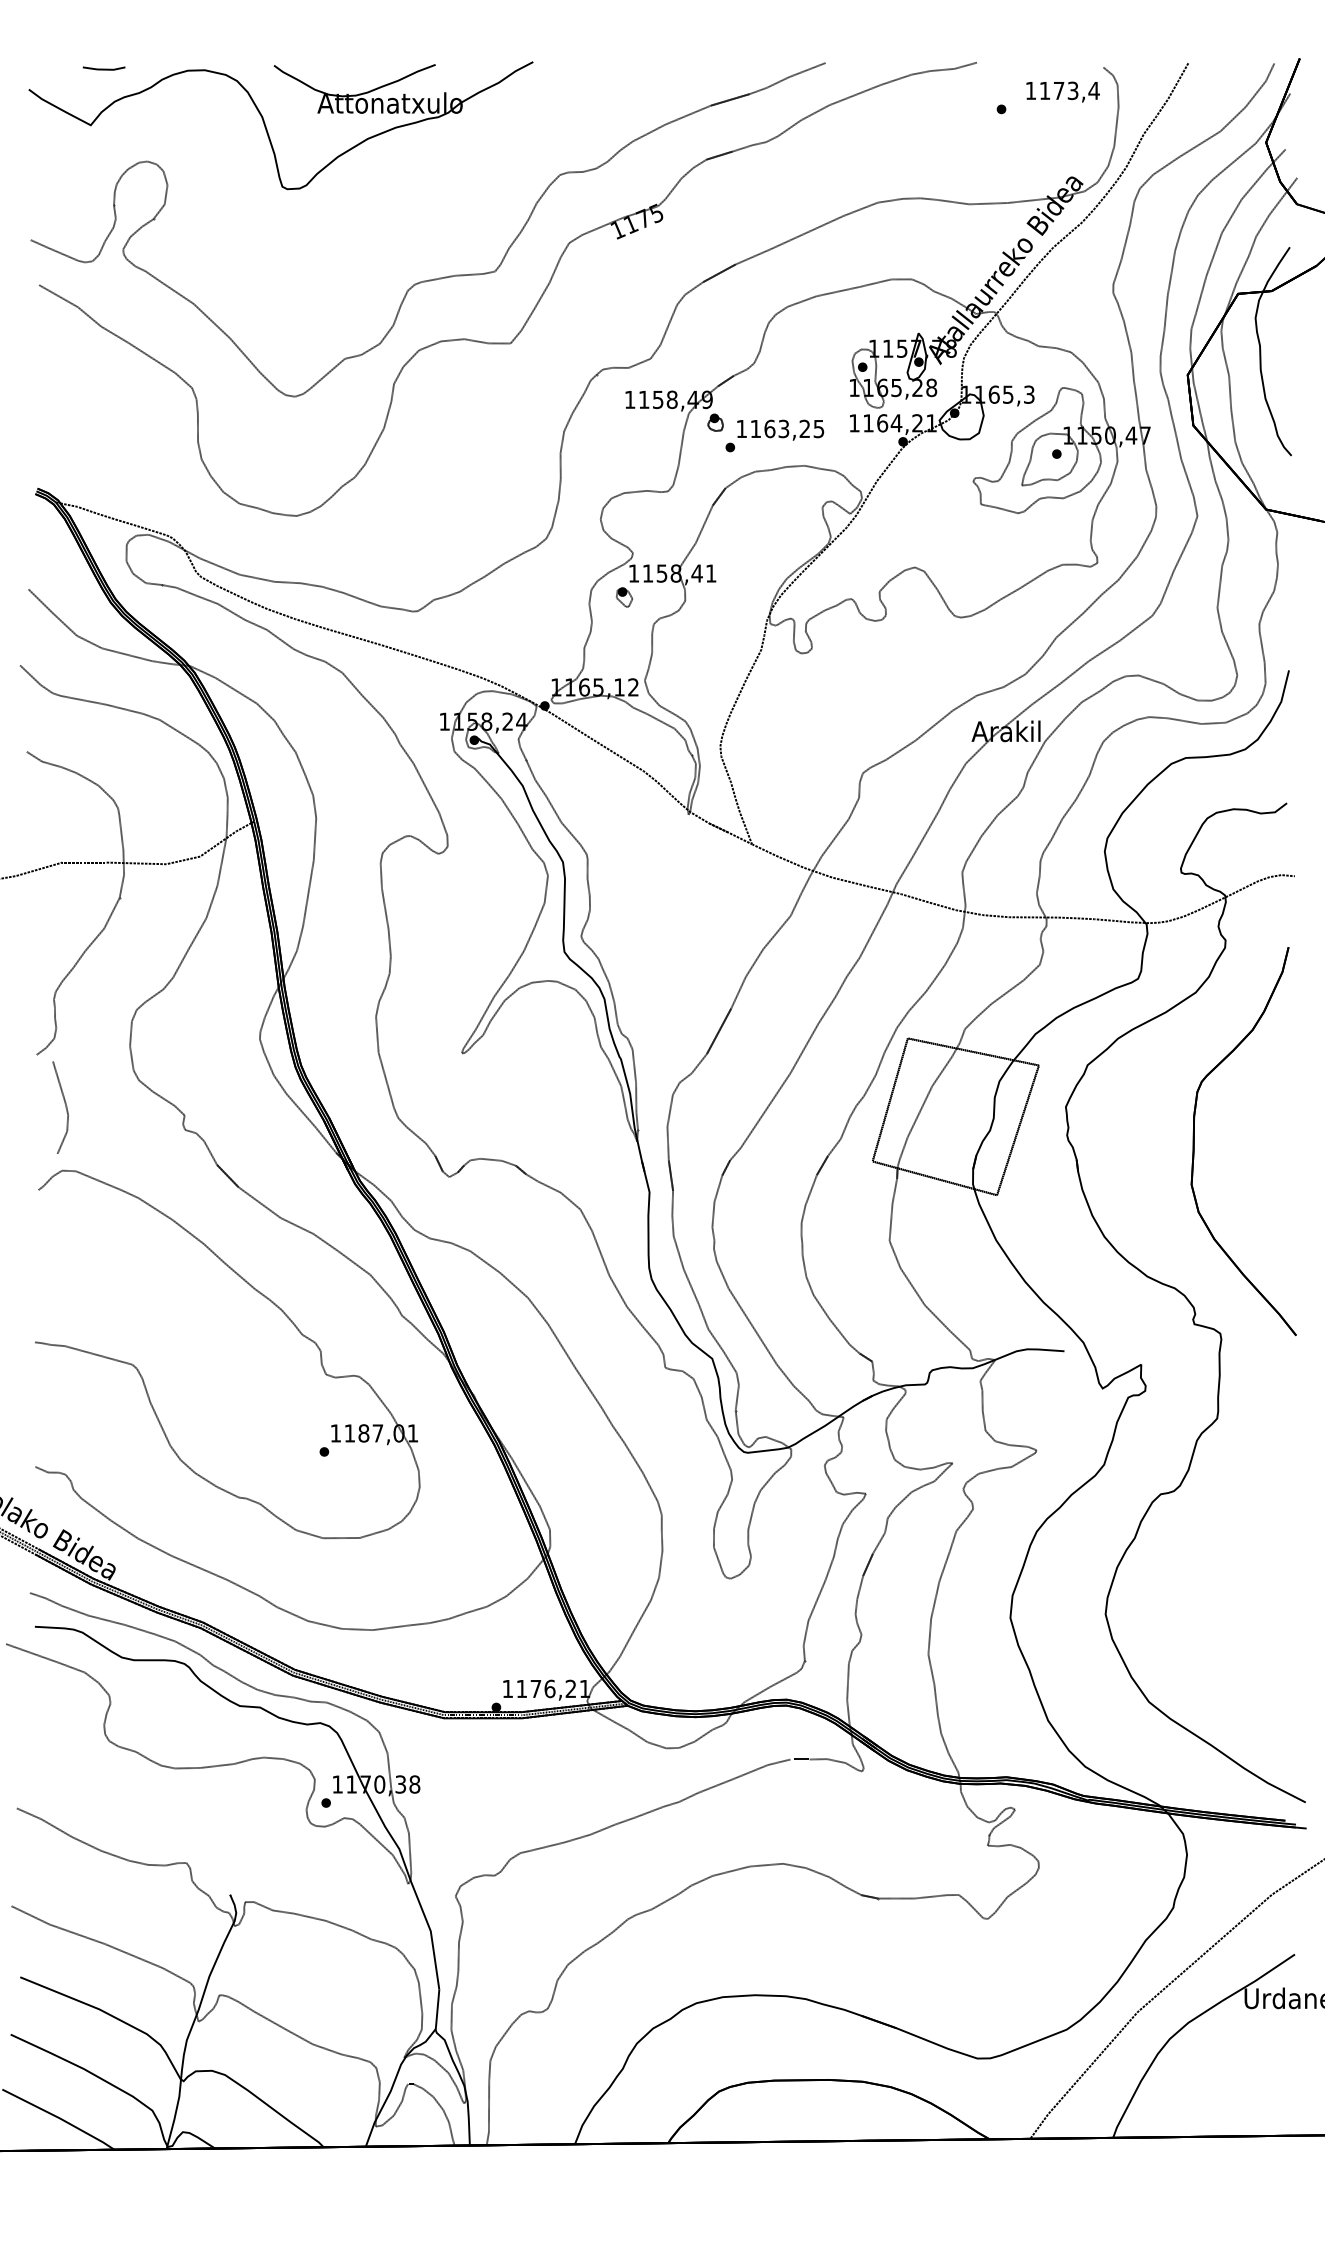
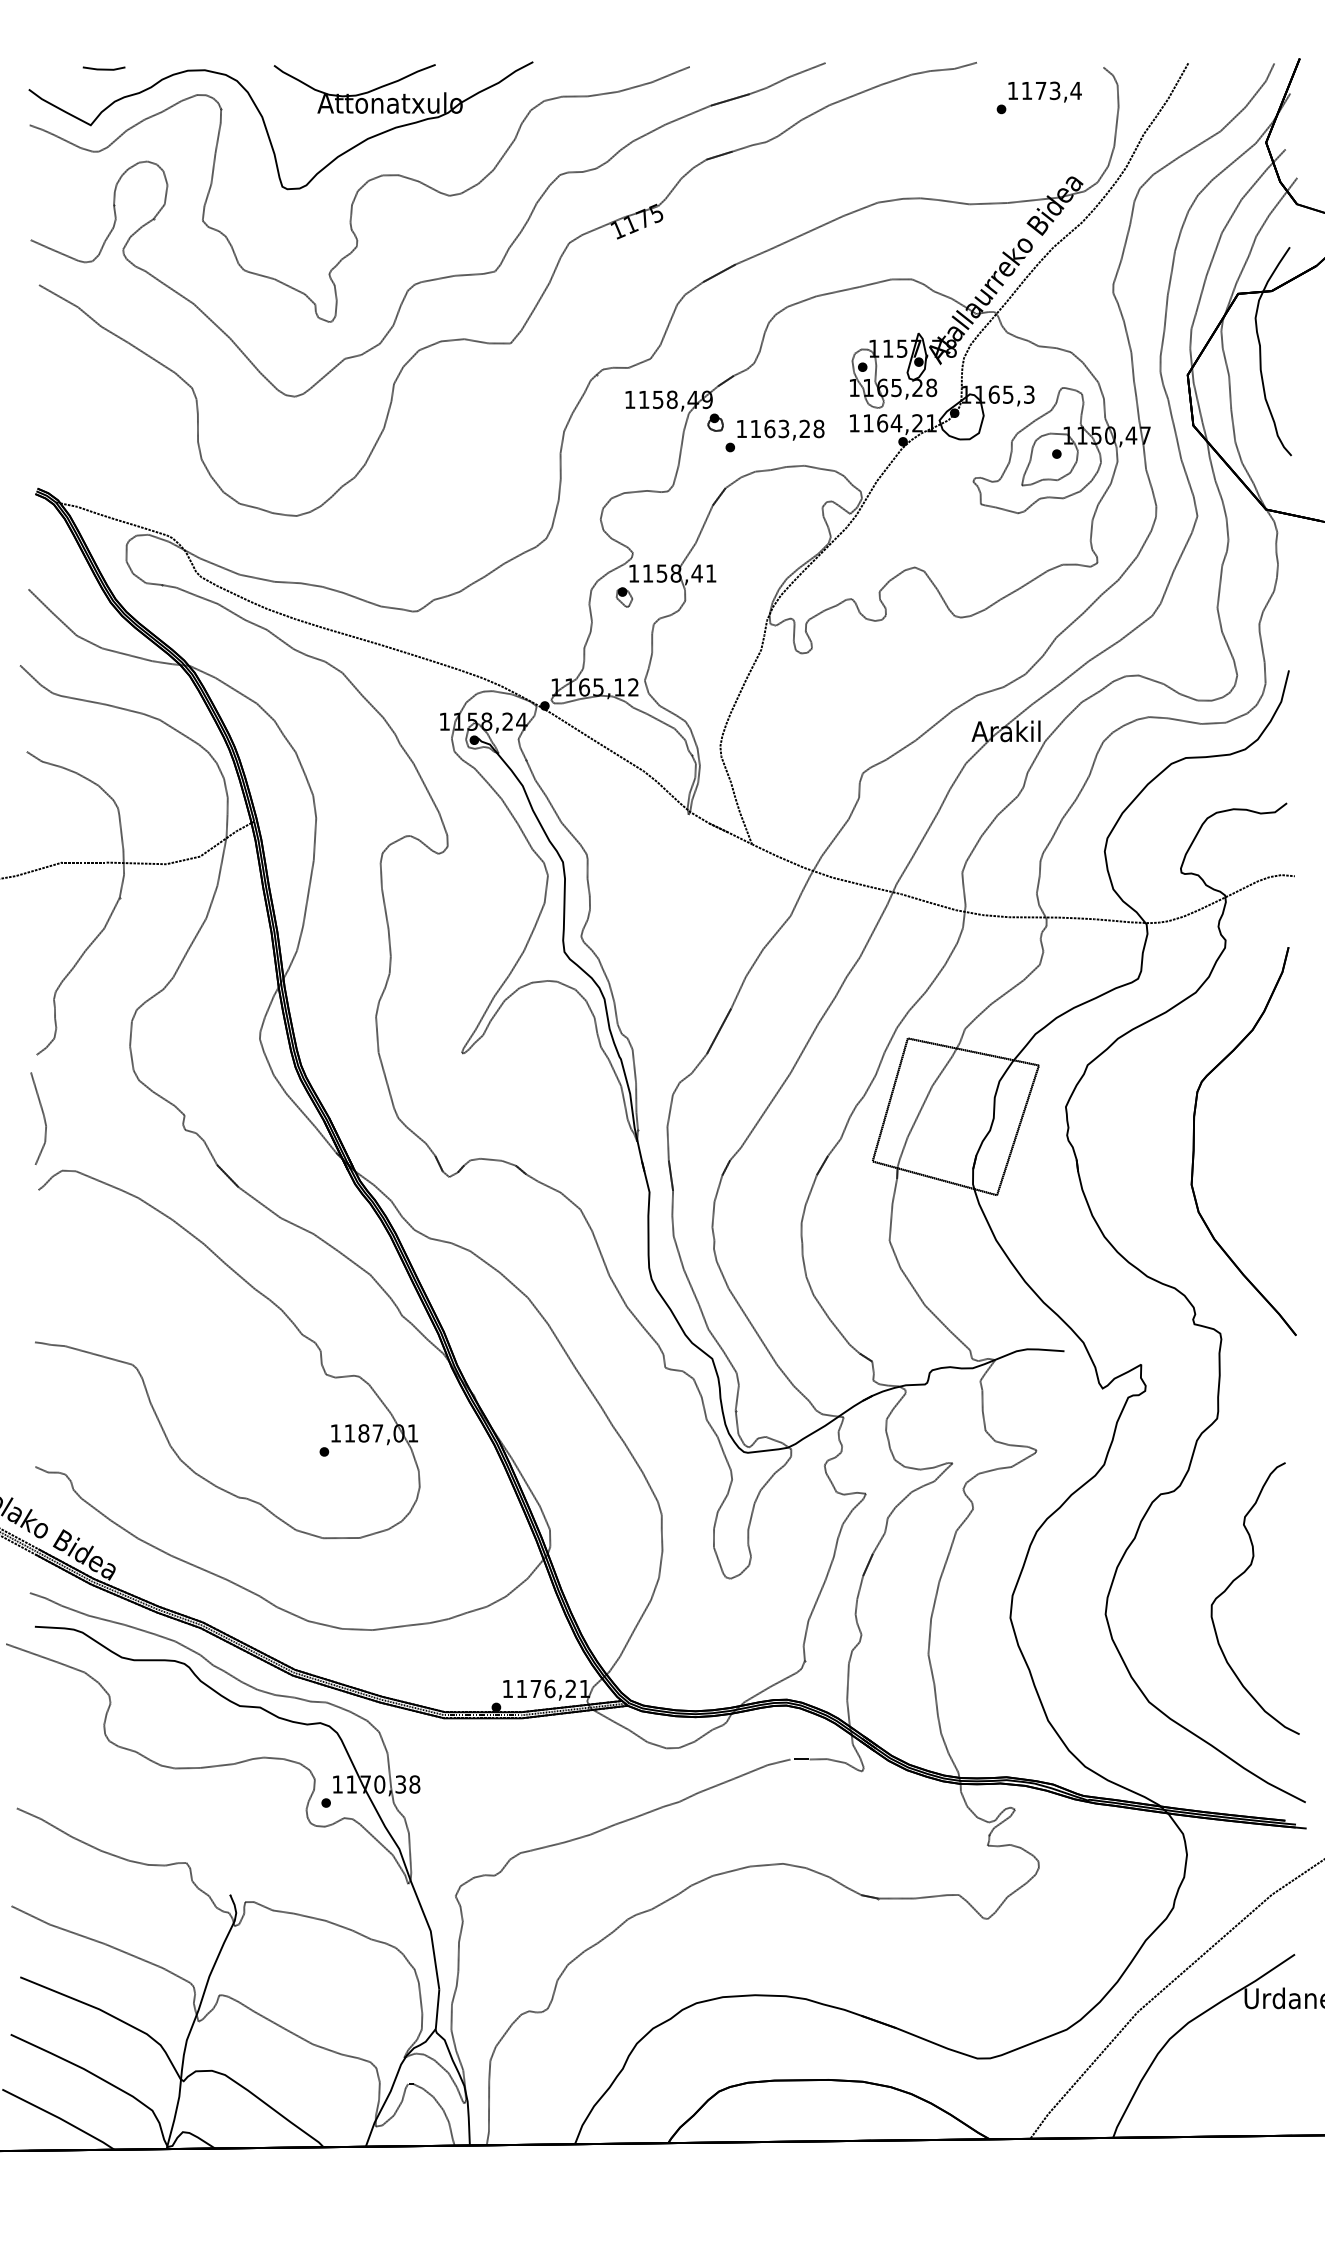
text position: (1062, 91) -> (1044, 91) (1044, 91)
curve: none -> present (357, 194)
text: 1163,25 -> 1163,28 (818, 428)
line position: (65, 1107) -> (43, 1118) (43, 1118)
curve: none -> present (1239, 1577)
